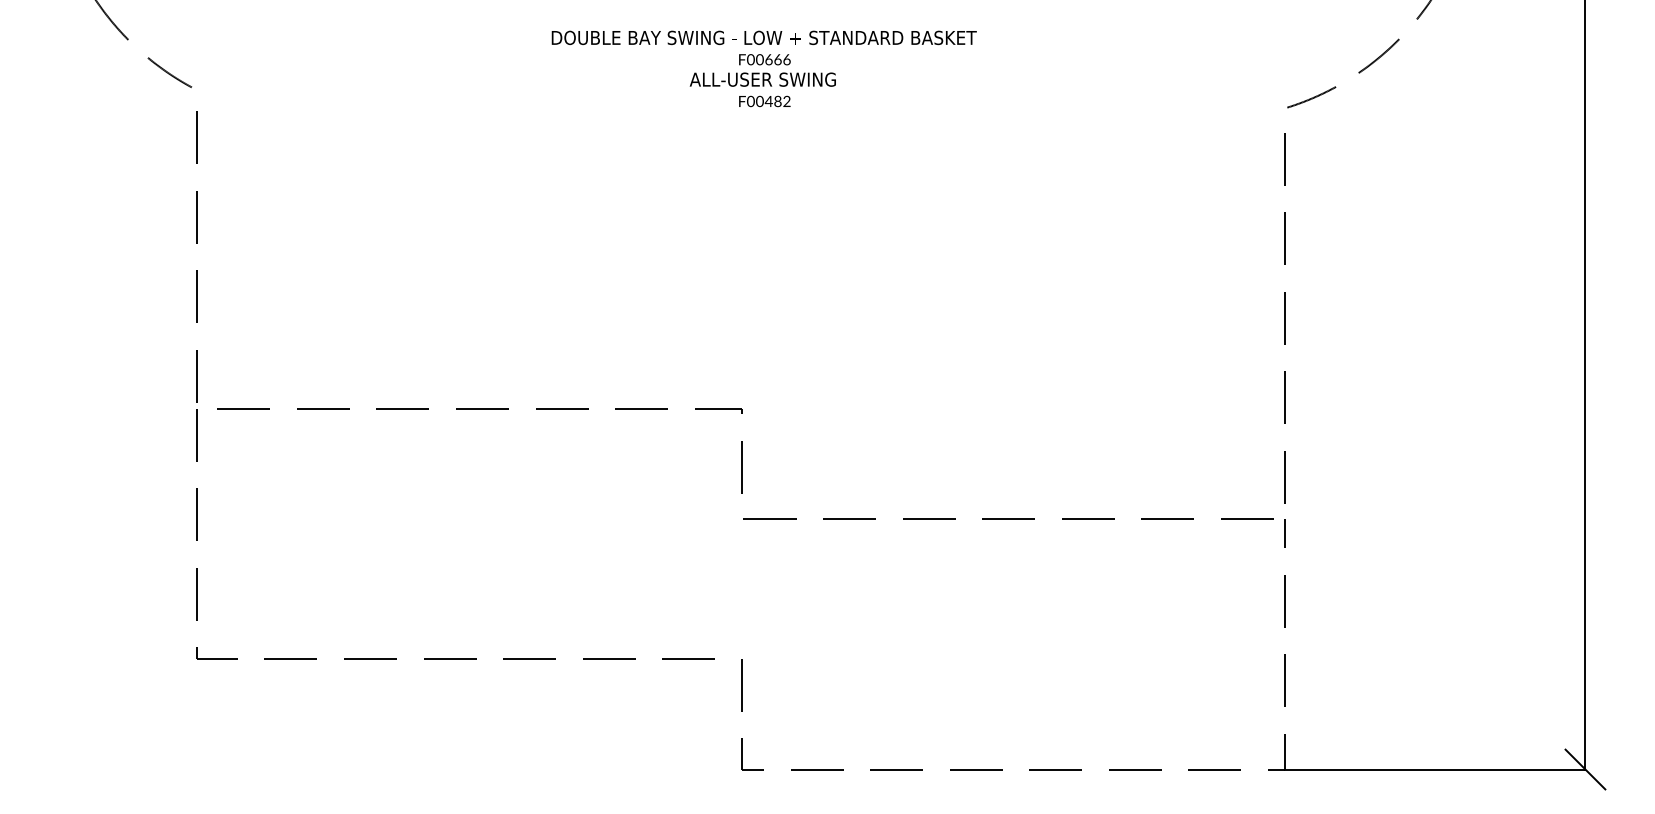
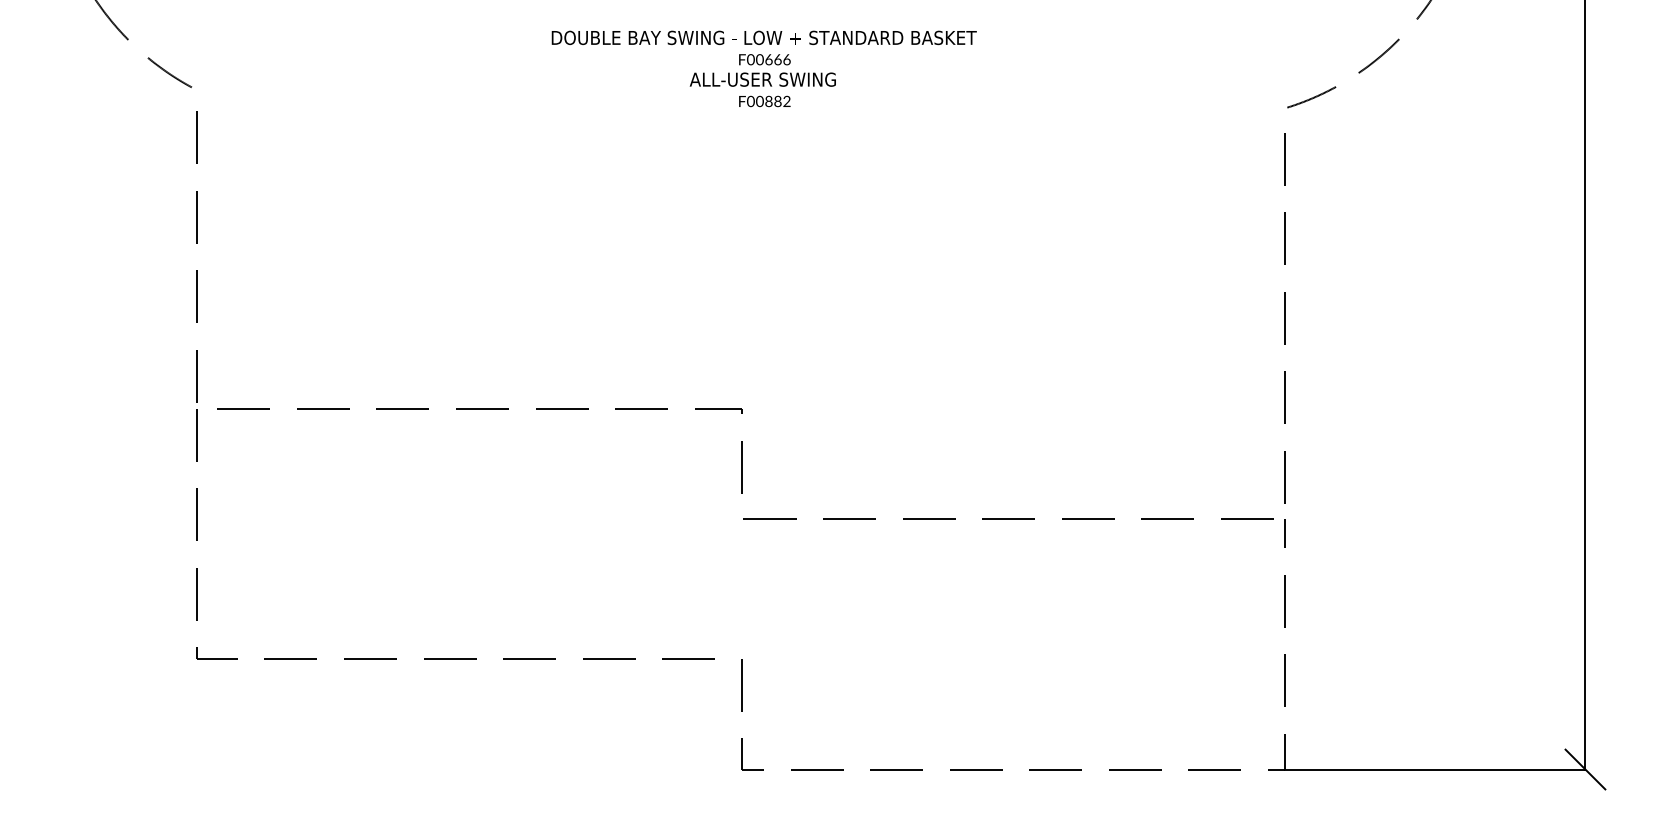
text: F00482 -> F00882 (768, 101)
